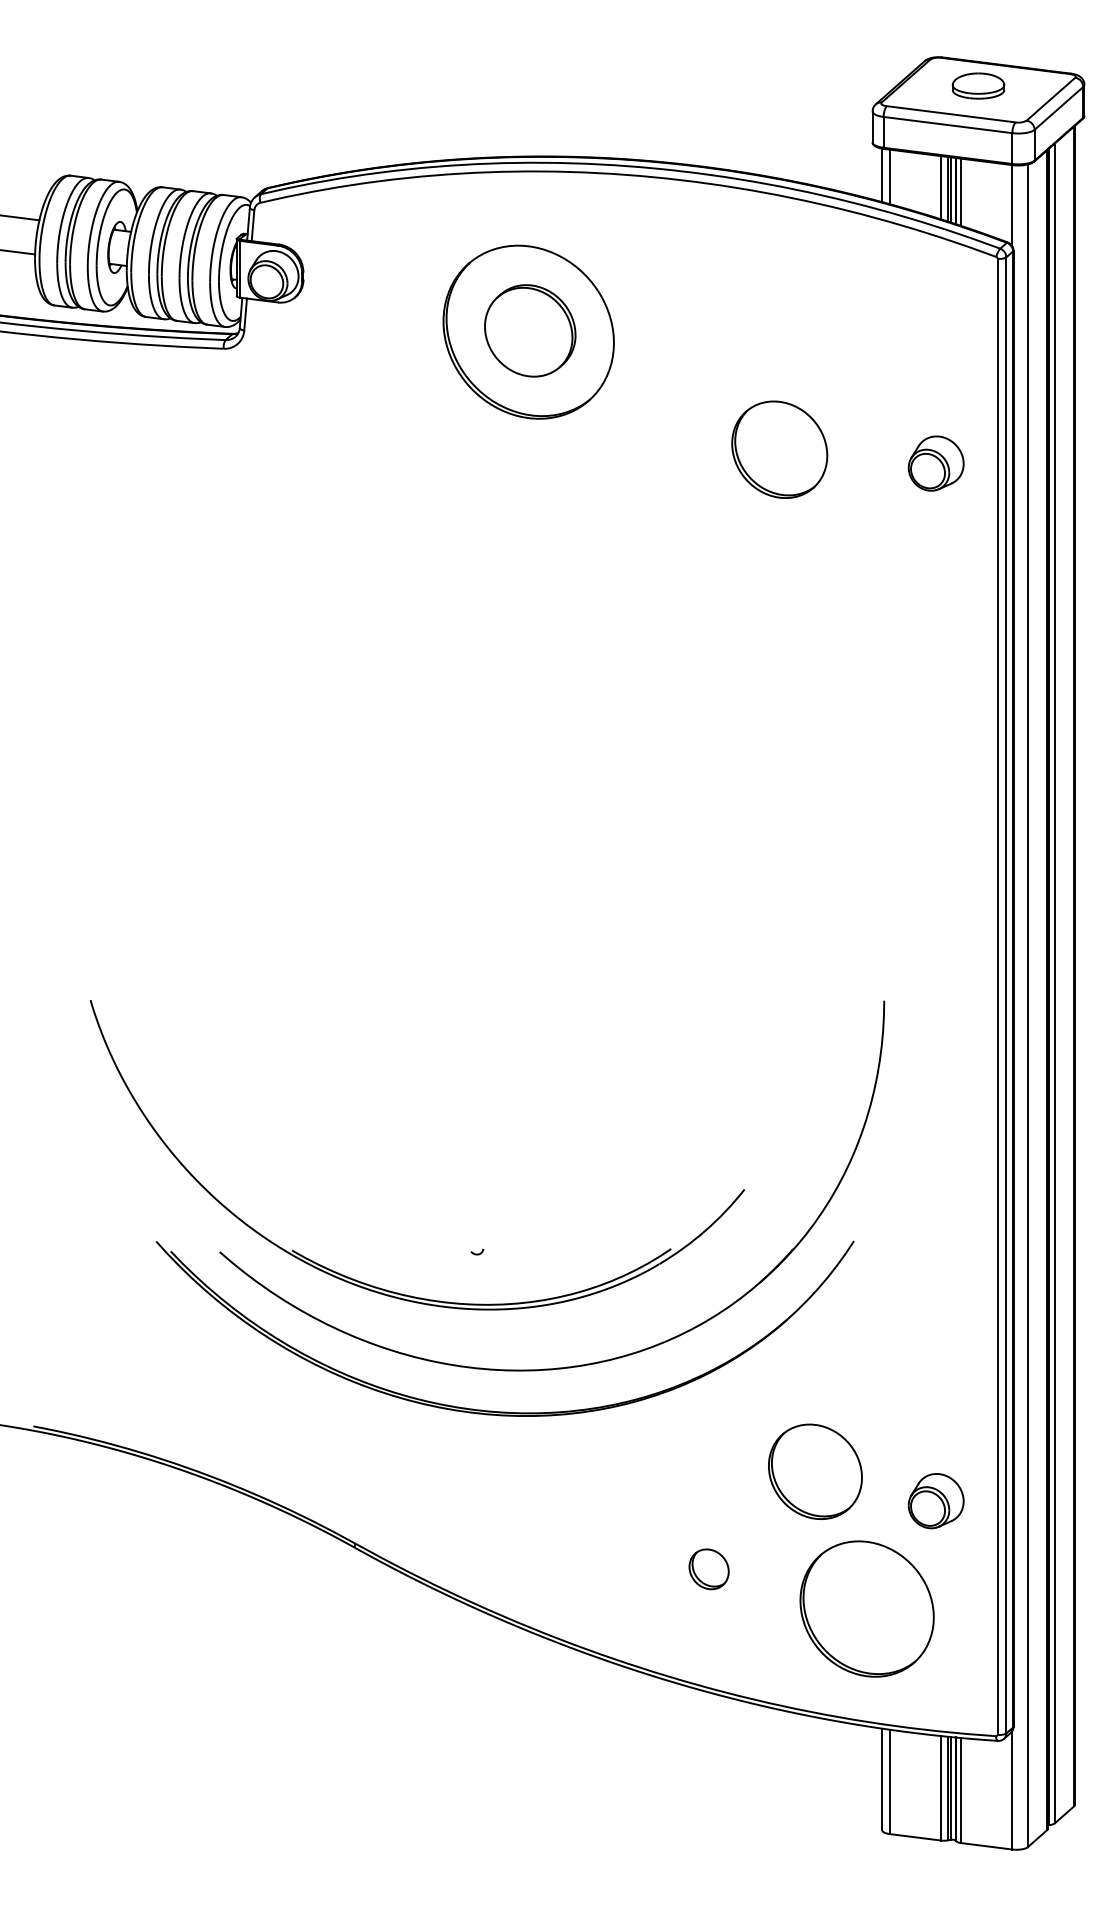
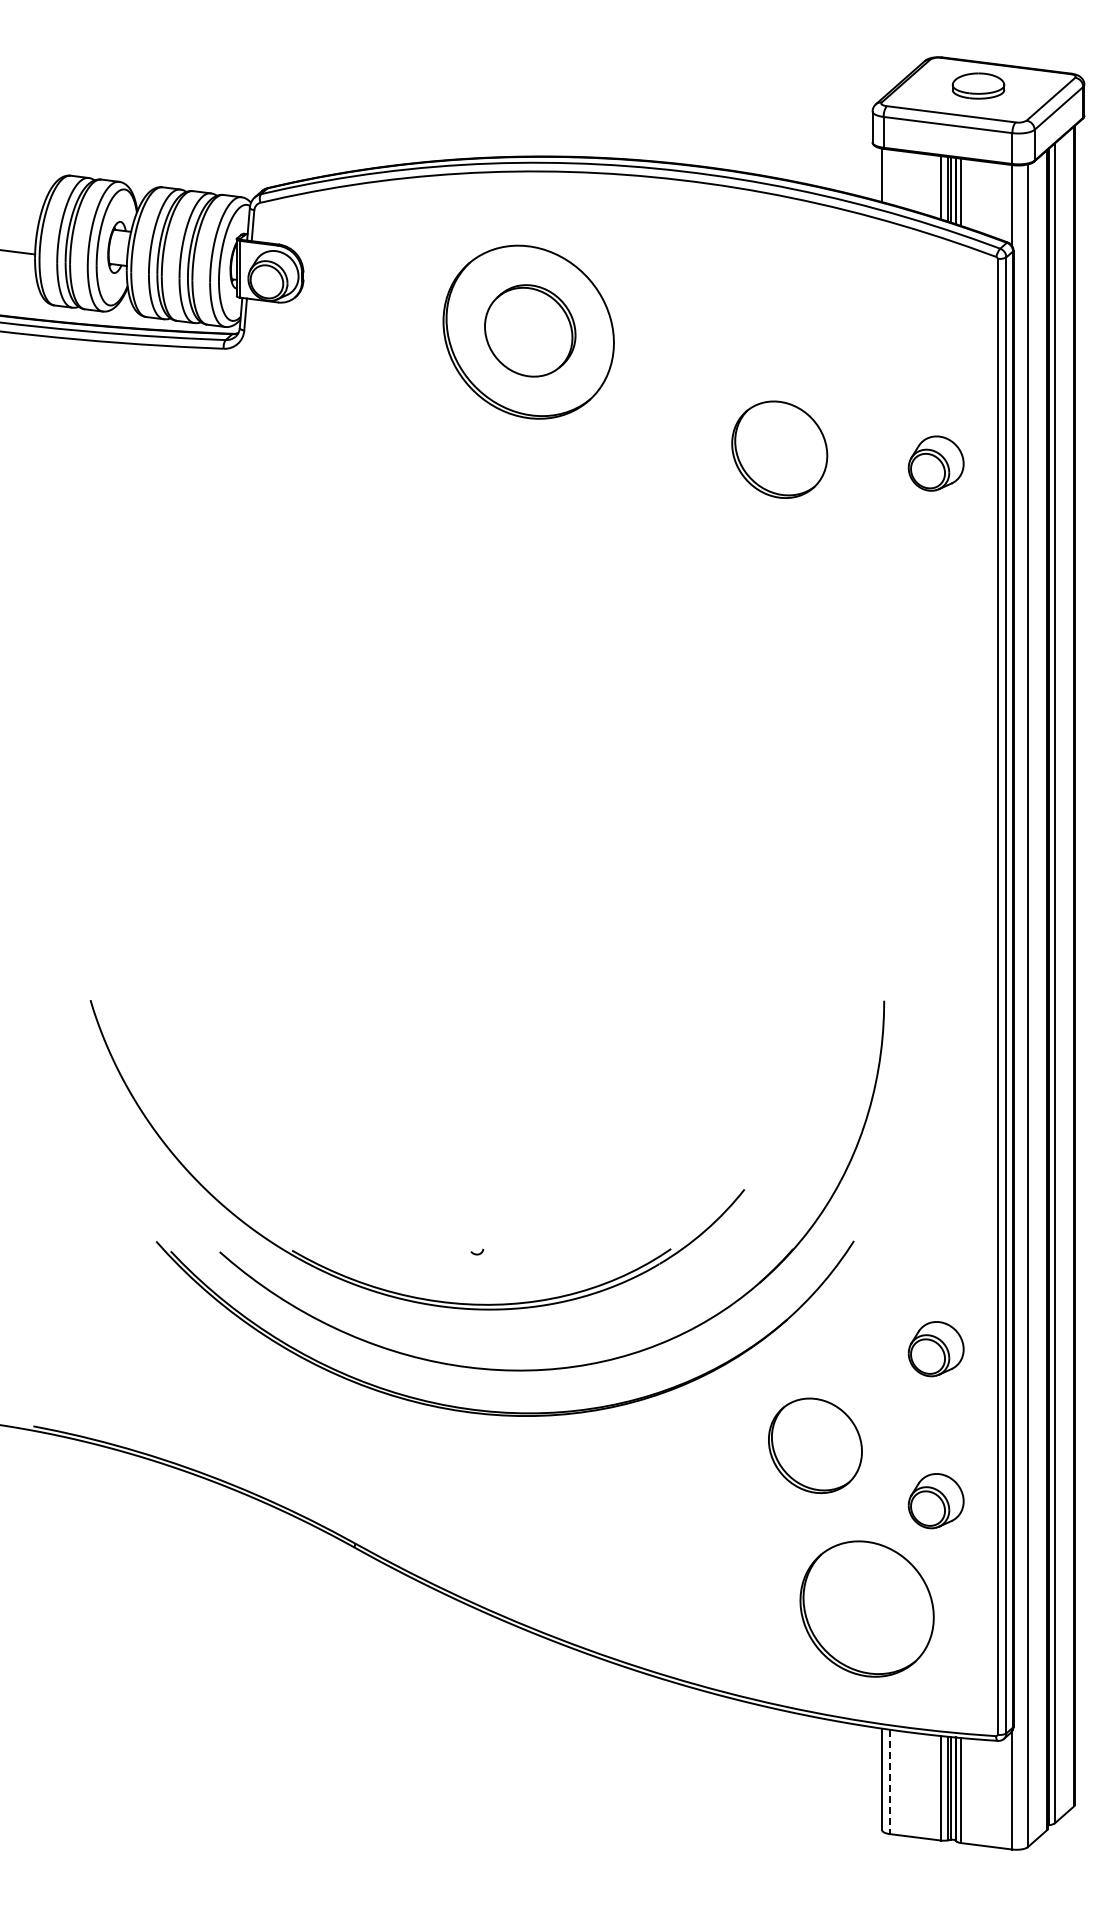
line: present -> none (889, 176)
line: present -> none (20, 217)
part: none -> present (935, 1349)
part position: (815, 1471) -> (815, 1445) (815, 1445)
part: present -> none (708, 1569)
line: solid -> dashed (889, 1782)
